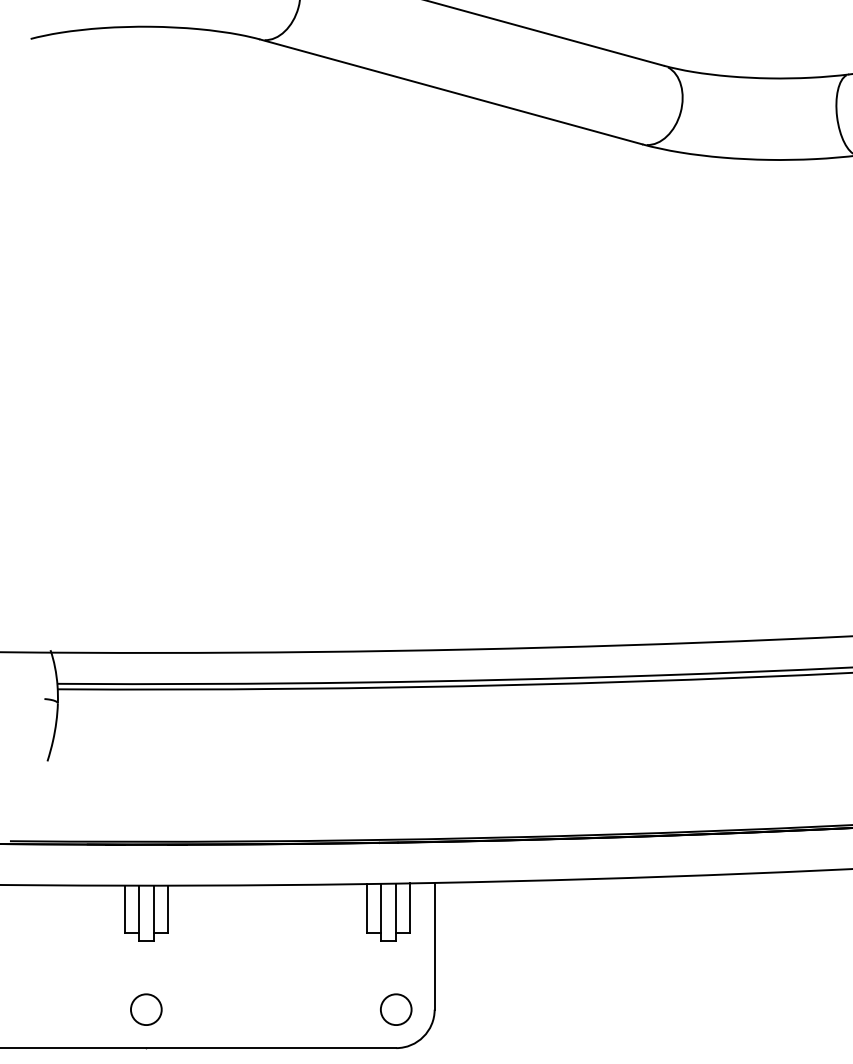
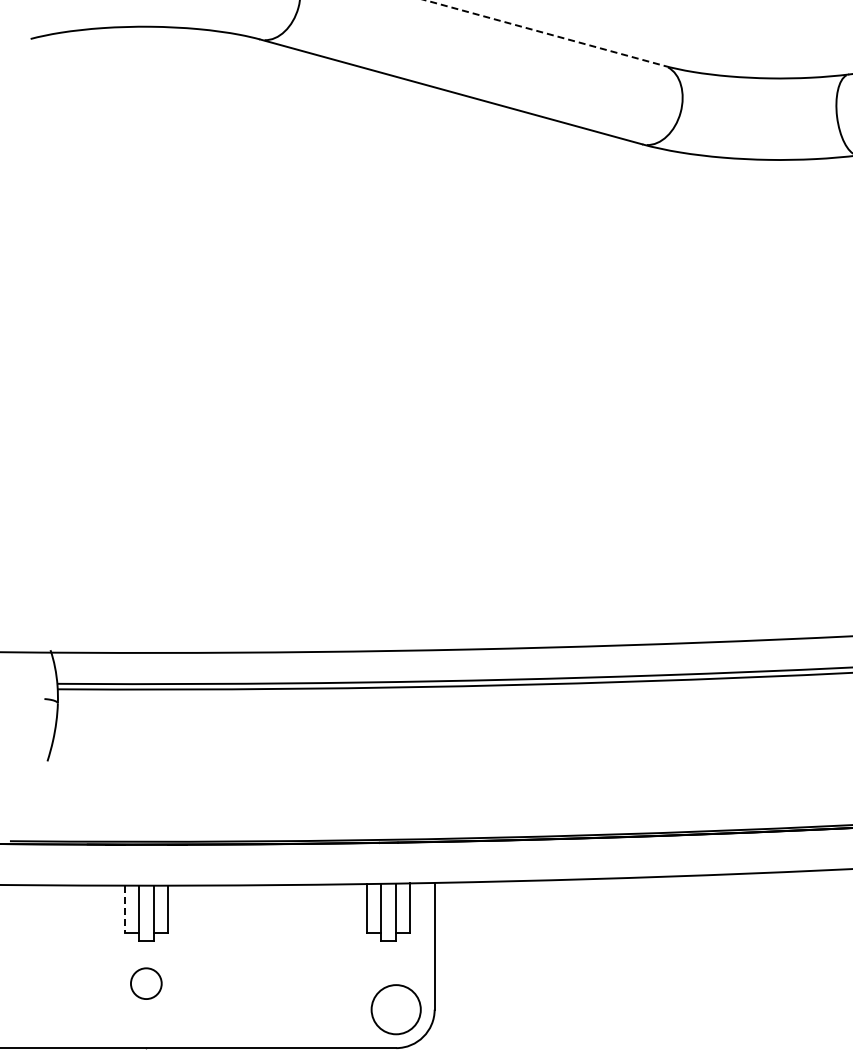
line: solid -> dashed (544, 33)
line: solid -> dashed (125, 909)
circle position: (146, 1009) -> (146, 983) (146, 983)
circle diameter: 31 px -> 49 px (395, 1009)
